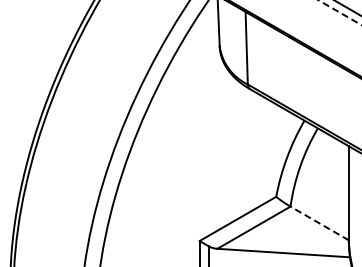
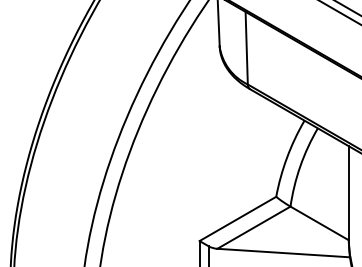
line: dashed -> solid (339, 12)
line: dashed -> solid (319, 223)
